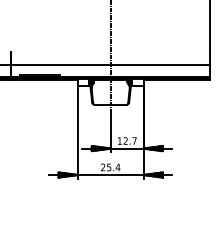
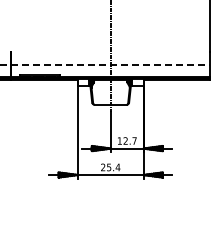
line: solid -> dashed (105, 64)
